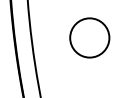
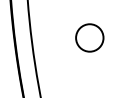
circle diameter: 39 px -> 27 px (89, 37)
